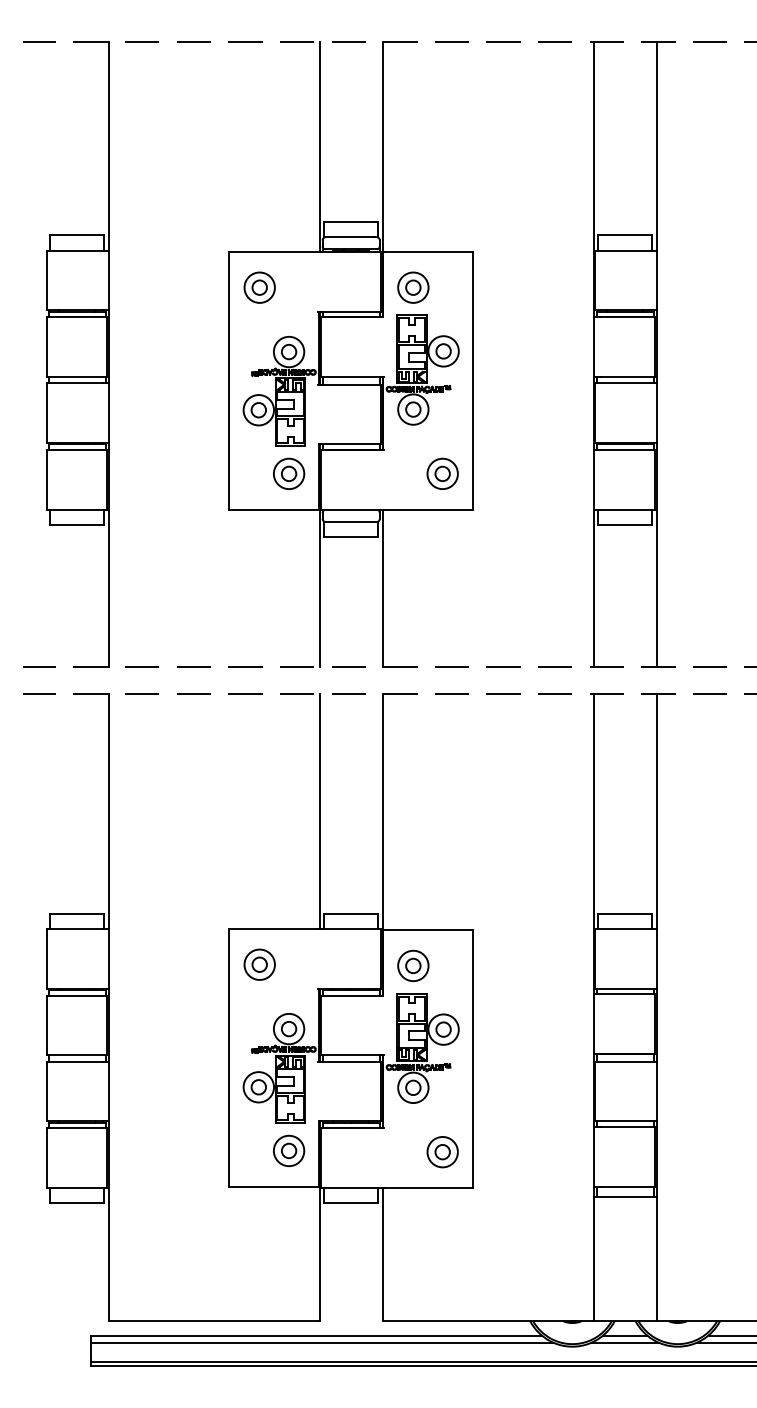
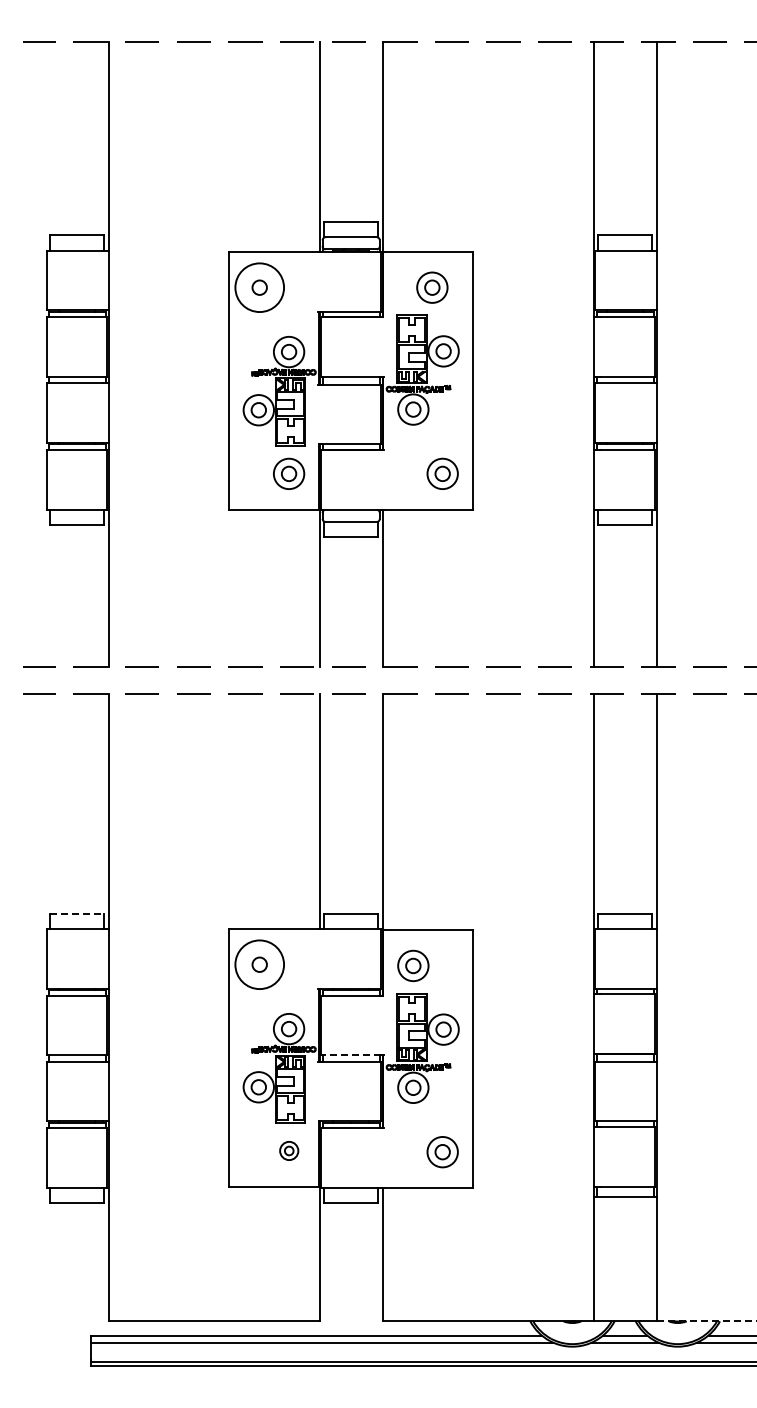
circle diameter: 30 px -> 49 px (259, 287)
part position: (413, 287) -> (432, 287) (432, 287)
line: solid -> dashed (77, 913)
circle diameter: 30 px -> 49 px (259, 964)
line: solid -> dashed (351, 1055)
part size: 33x34 px -> 21x20 px (289, 1150)
line: solid -> dashed (706, 1321)
